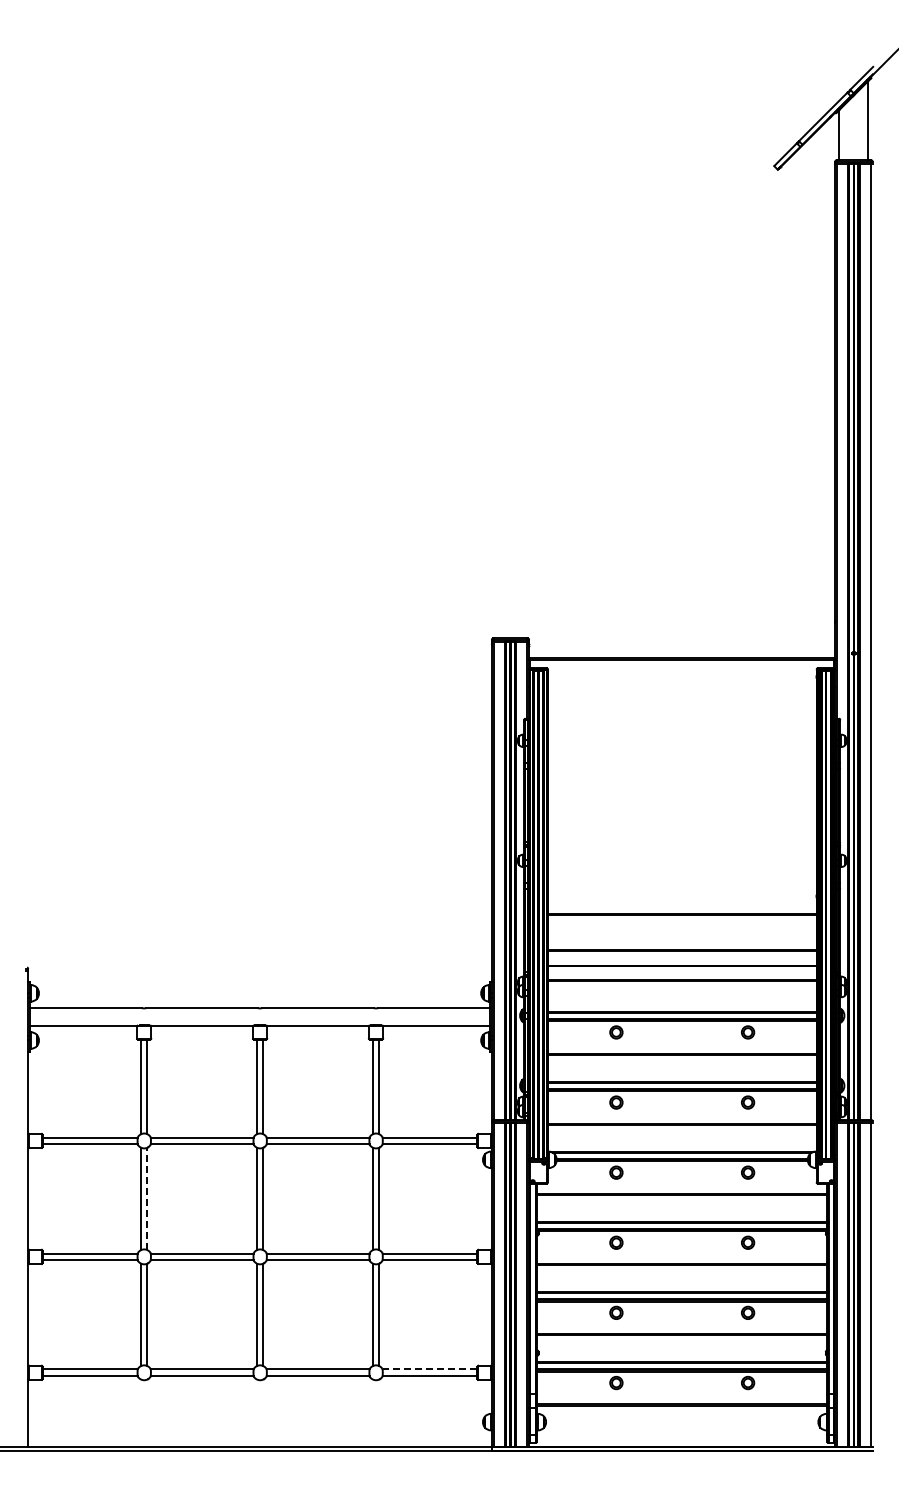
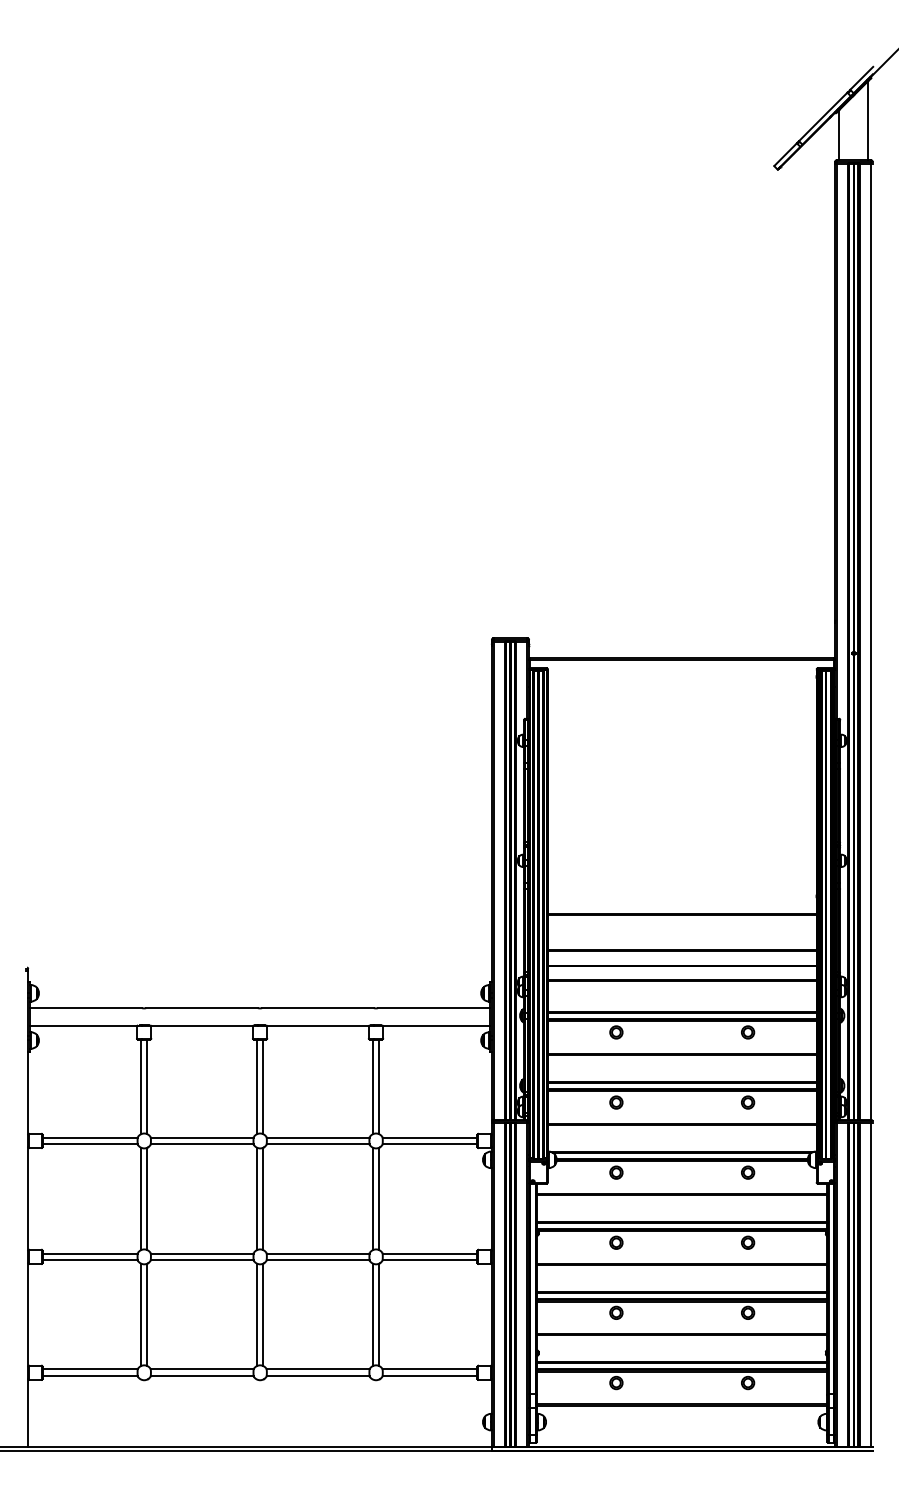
line: dashed -> solid (147, 1198)
line: dashed -> solid (429, 1369)
